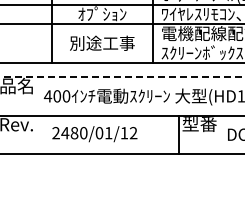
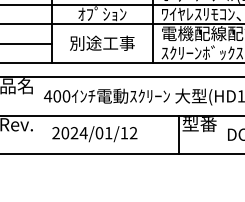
line: none -> present (27, 43)
line: dashed -> solid (122, 77)
text: 2480/01/12 -> 2024/01/12 (74, 133)
